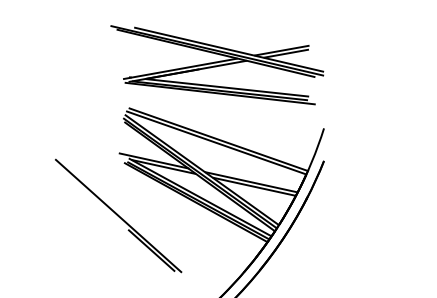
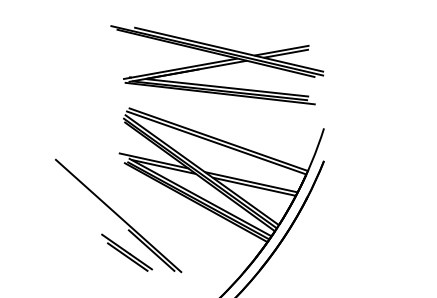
part: none -> present (126, 252)
